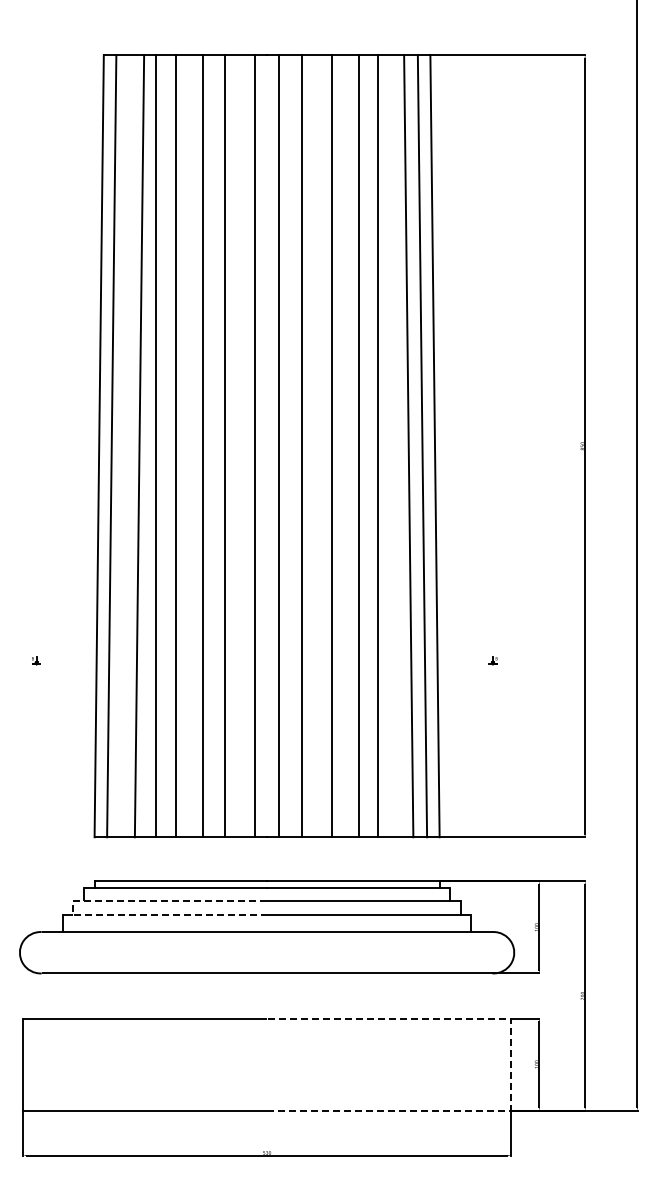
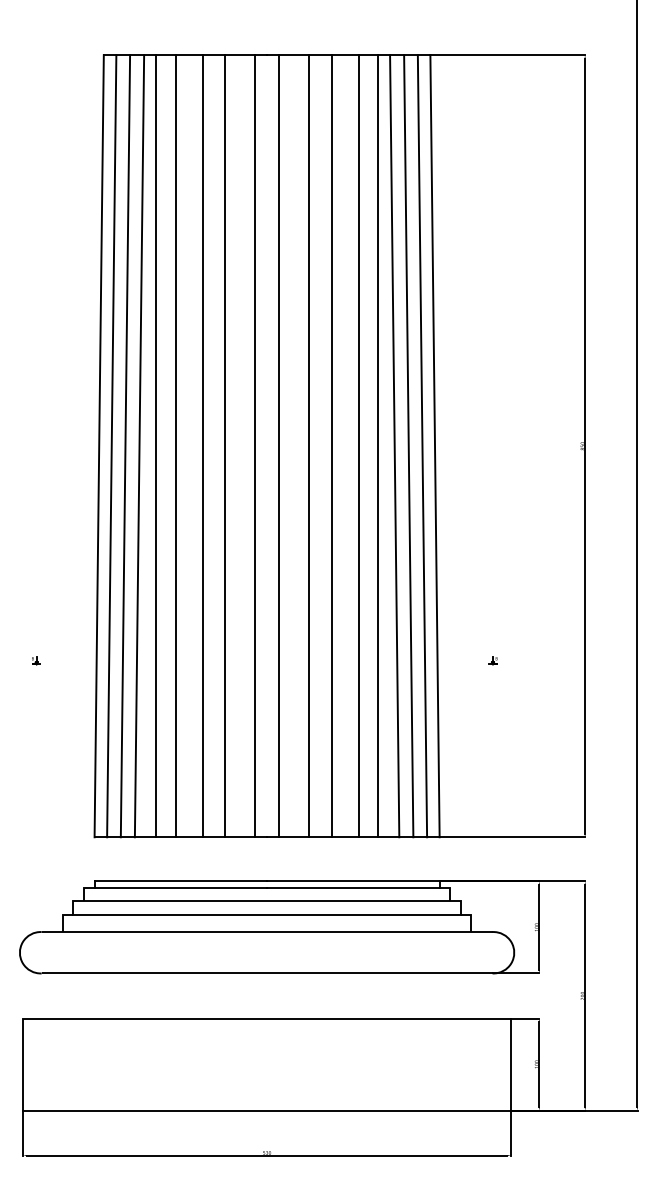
line: none -> present (125, 446)
line position: (301, 446) -> (308, 446) (308, 446)
line: none -> present (394, 446)
line: dashed -> solid (73, 908)
line: dashed -> solid (510, 1064)
